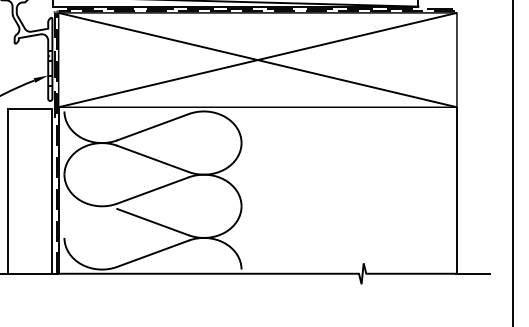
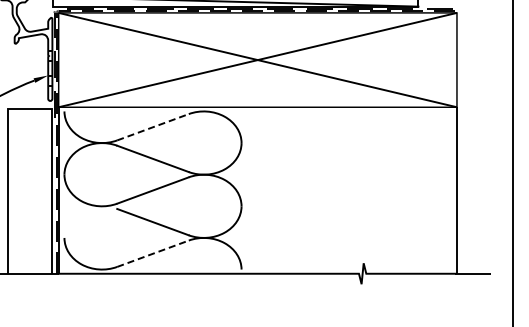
line: solid -> dashed (153, 127)
line: solid -> dashed (153, 253)
